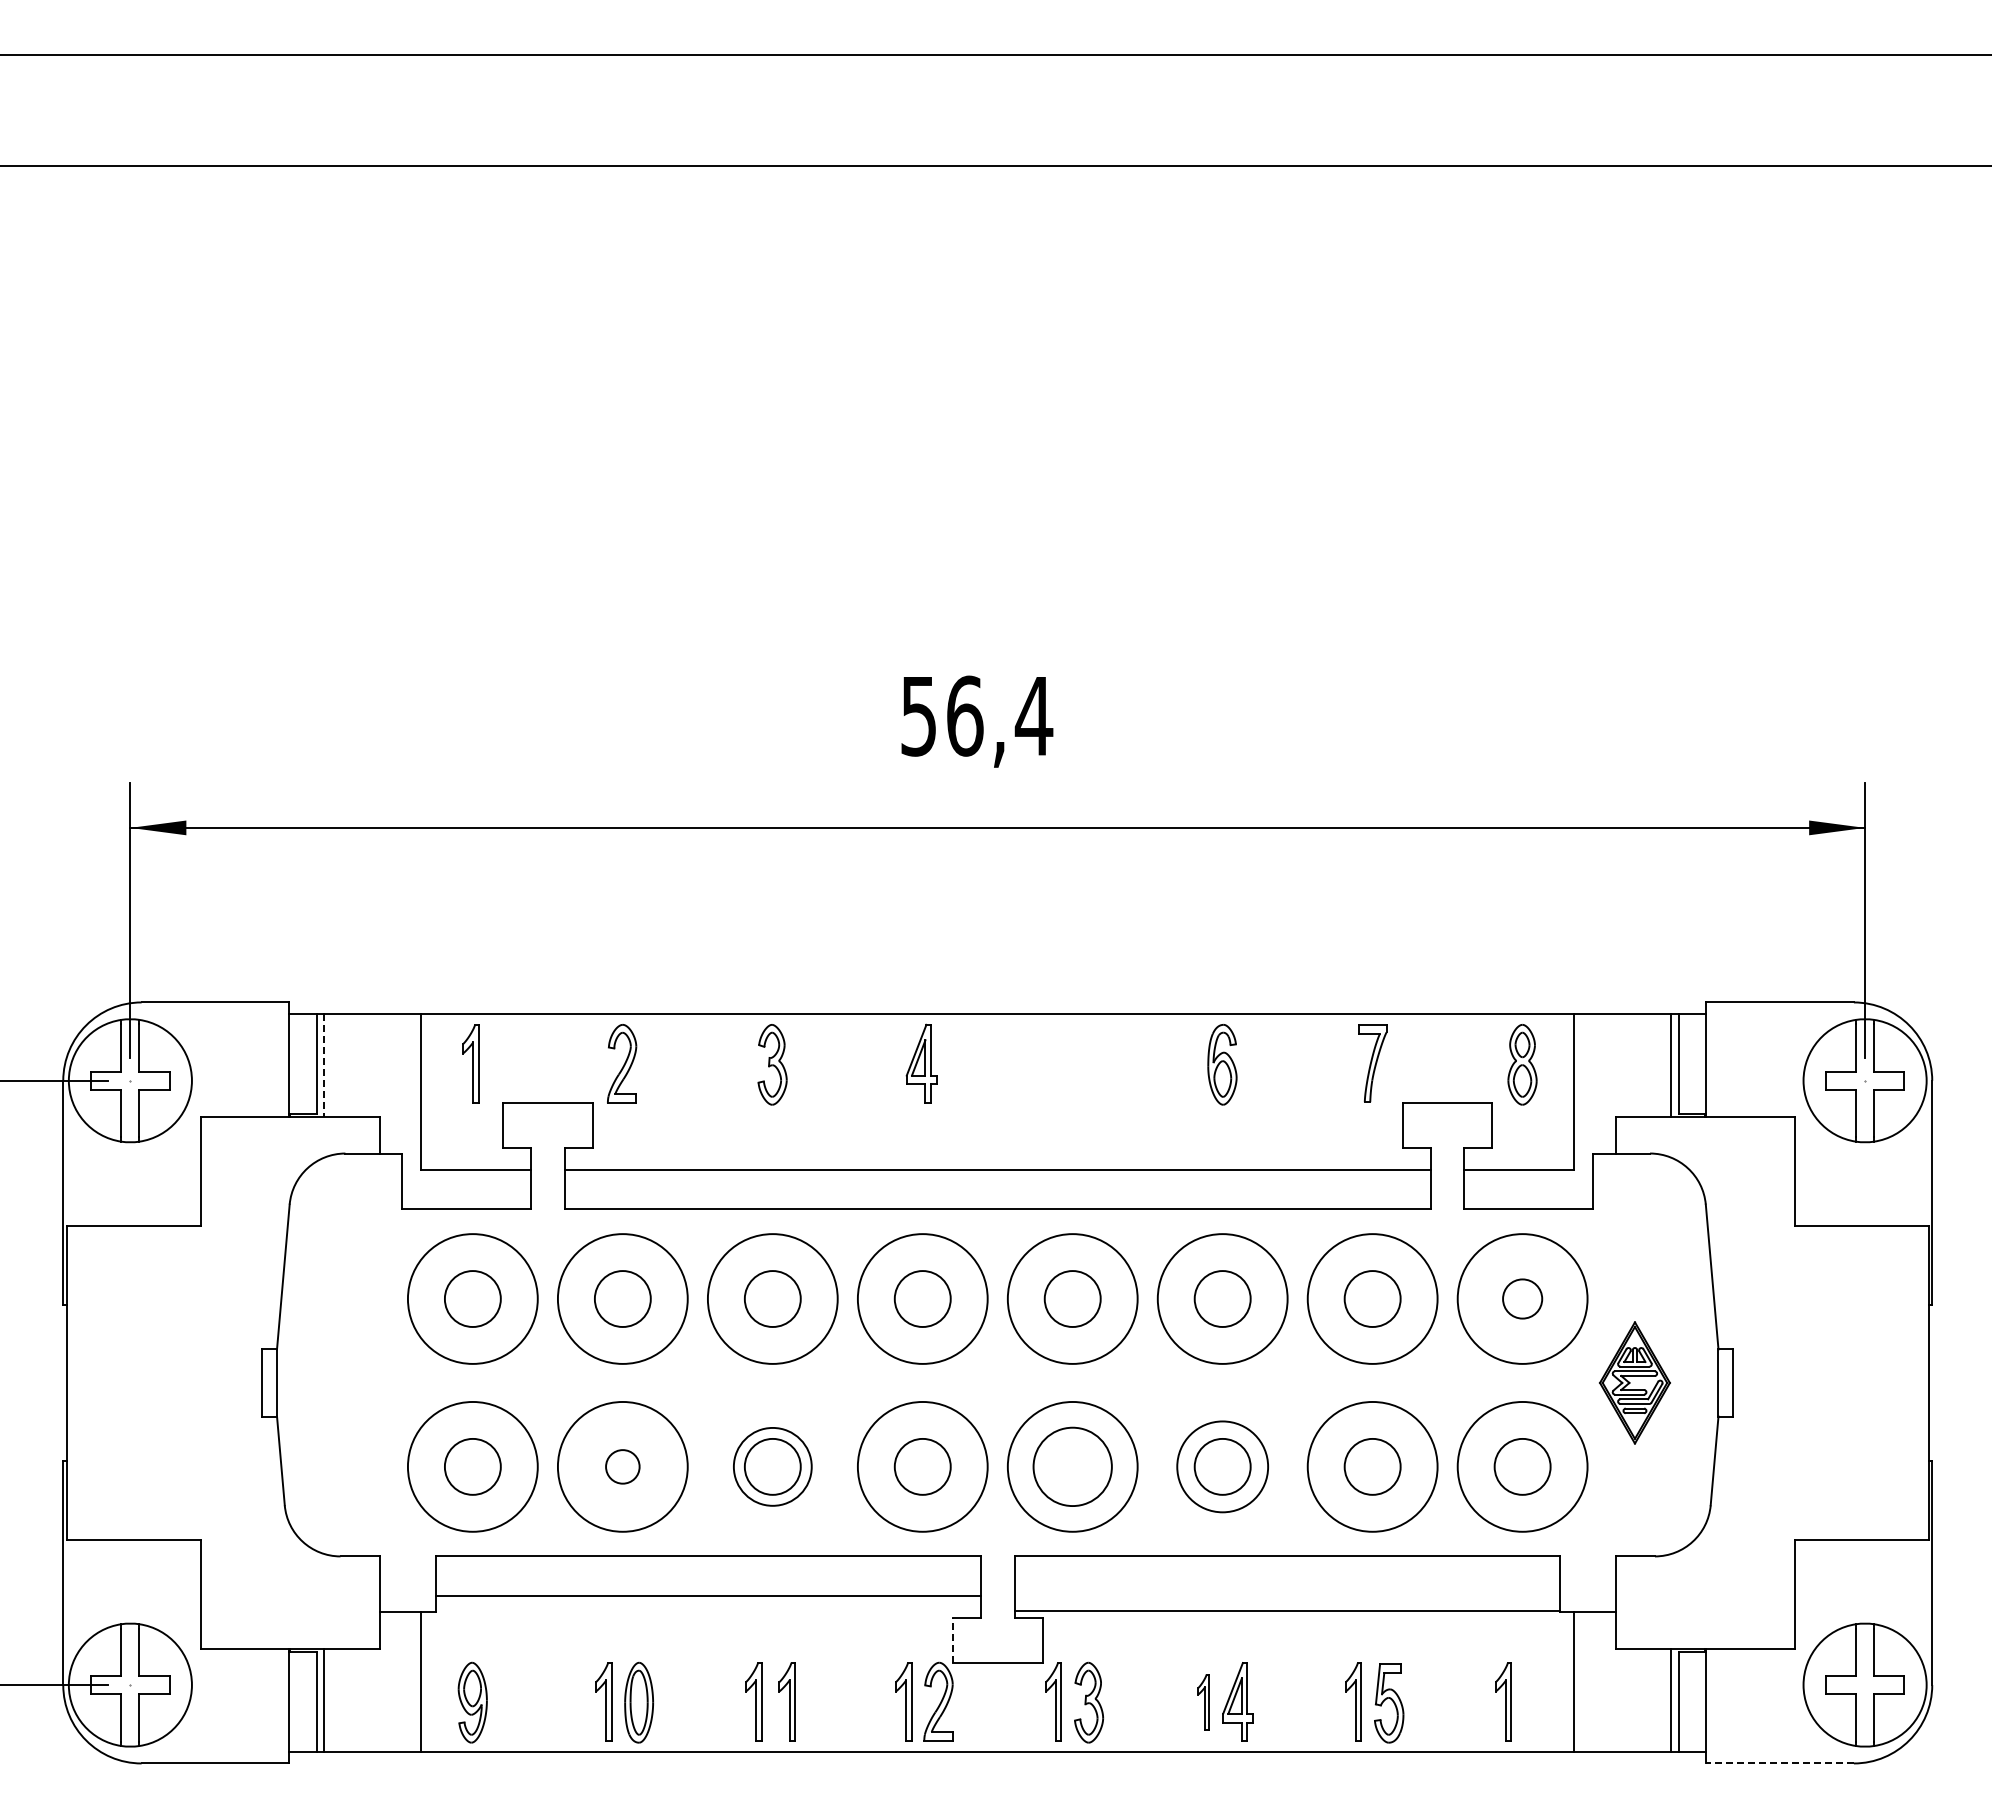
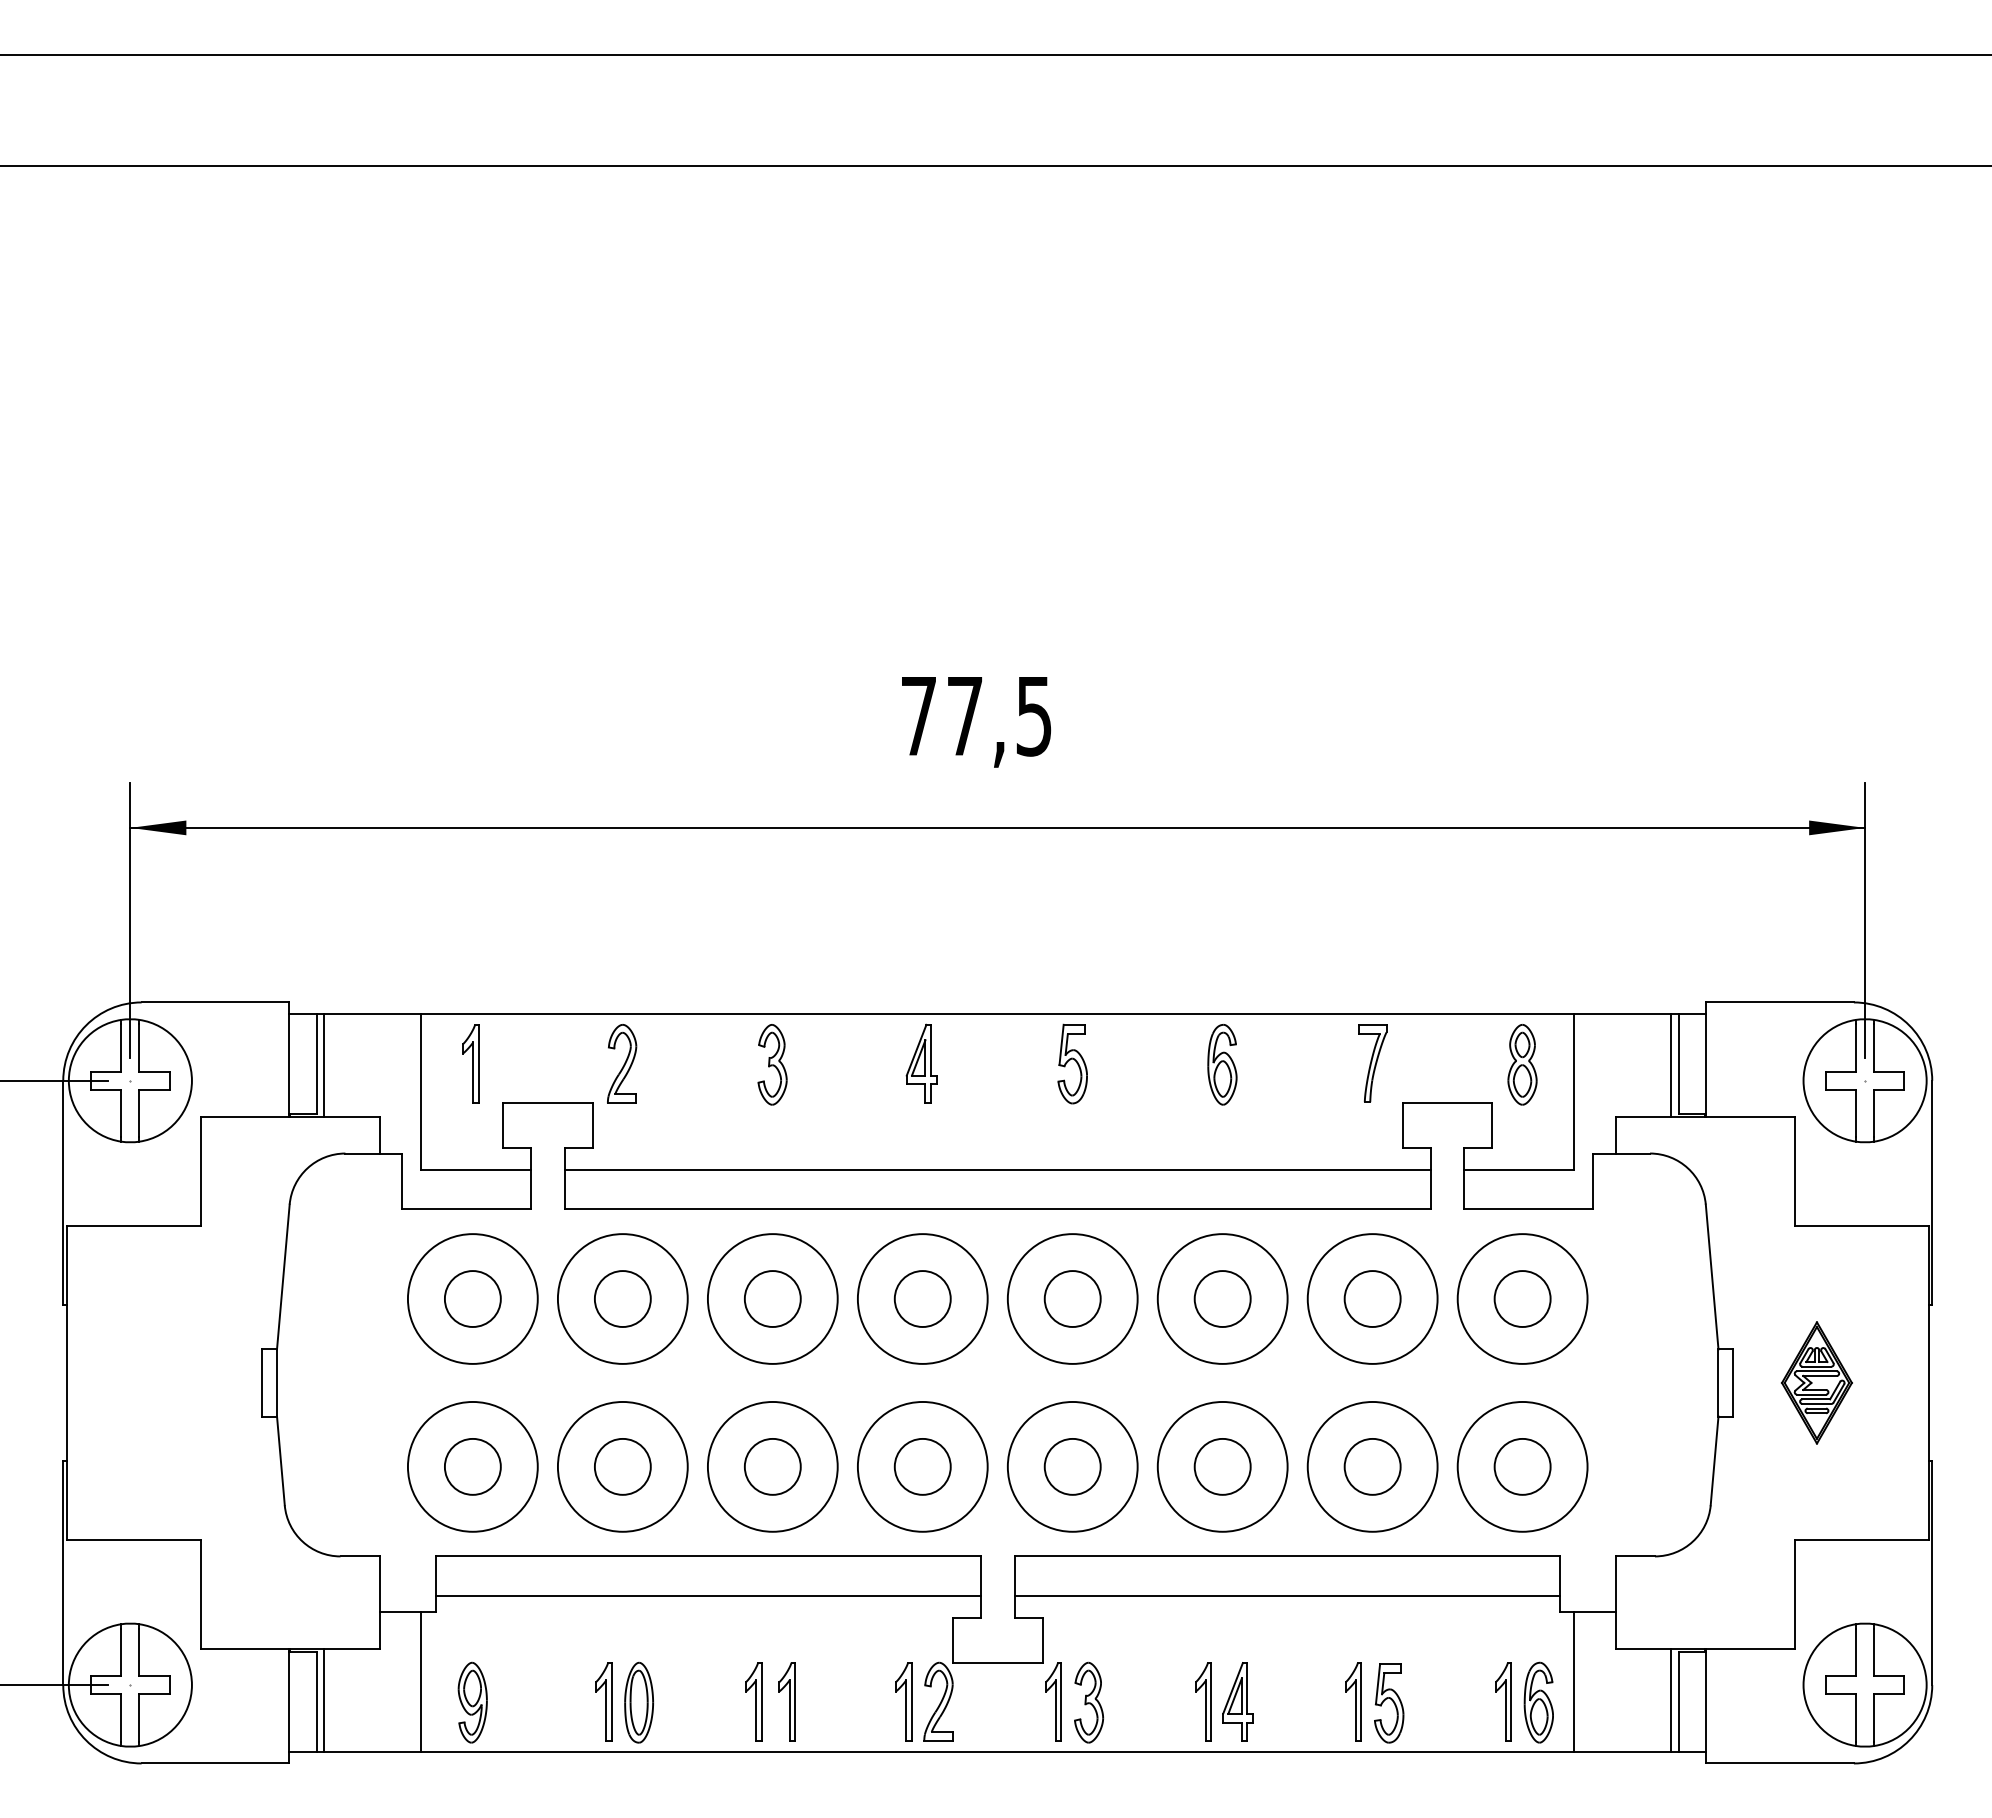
text: 56,4 -> 77,5 (977, 715)
part: none -> present (1072, 1063)
line: dashed -> solid (324, 1065)
circle diameter: 39 px -> 56 px (1522, 1299)
part position: (1634, 1382) -> (1816, 1382) (1816, 1382)
circle diameter: 34 px -> 56 px (622, 1466)
circle diameter: 78 px -> 130 px (772, 1466)
circle diameter: 78 px -> 56 px (1072, 1466)
circle diameter: 91 px -> 130 px (1222, 1466)
line position: (1286, 1610) -> (1286, 1595) (1286, 1595)
line: dashed -> solid (952, 1639)
part size: 13x57 px -> 17x80 px (1203, 1701)
part: none -> present (1538, 1702)
line: dashed -> solid (1780, 1763)
